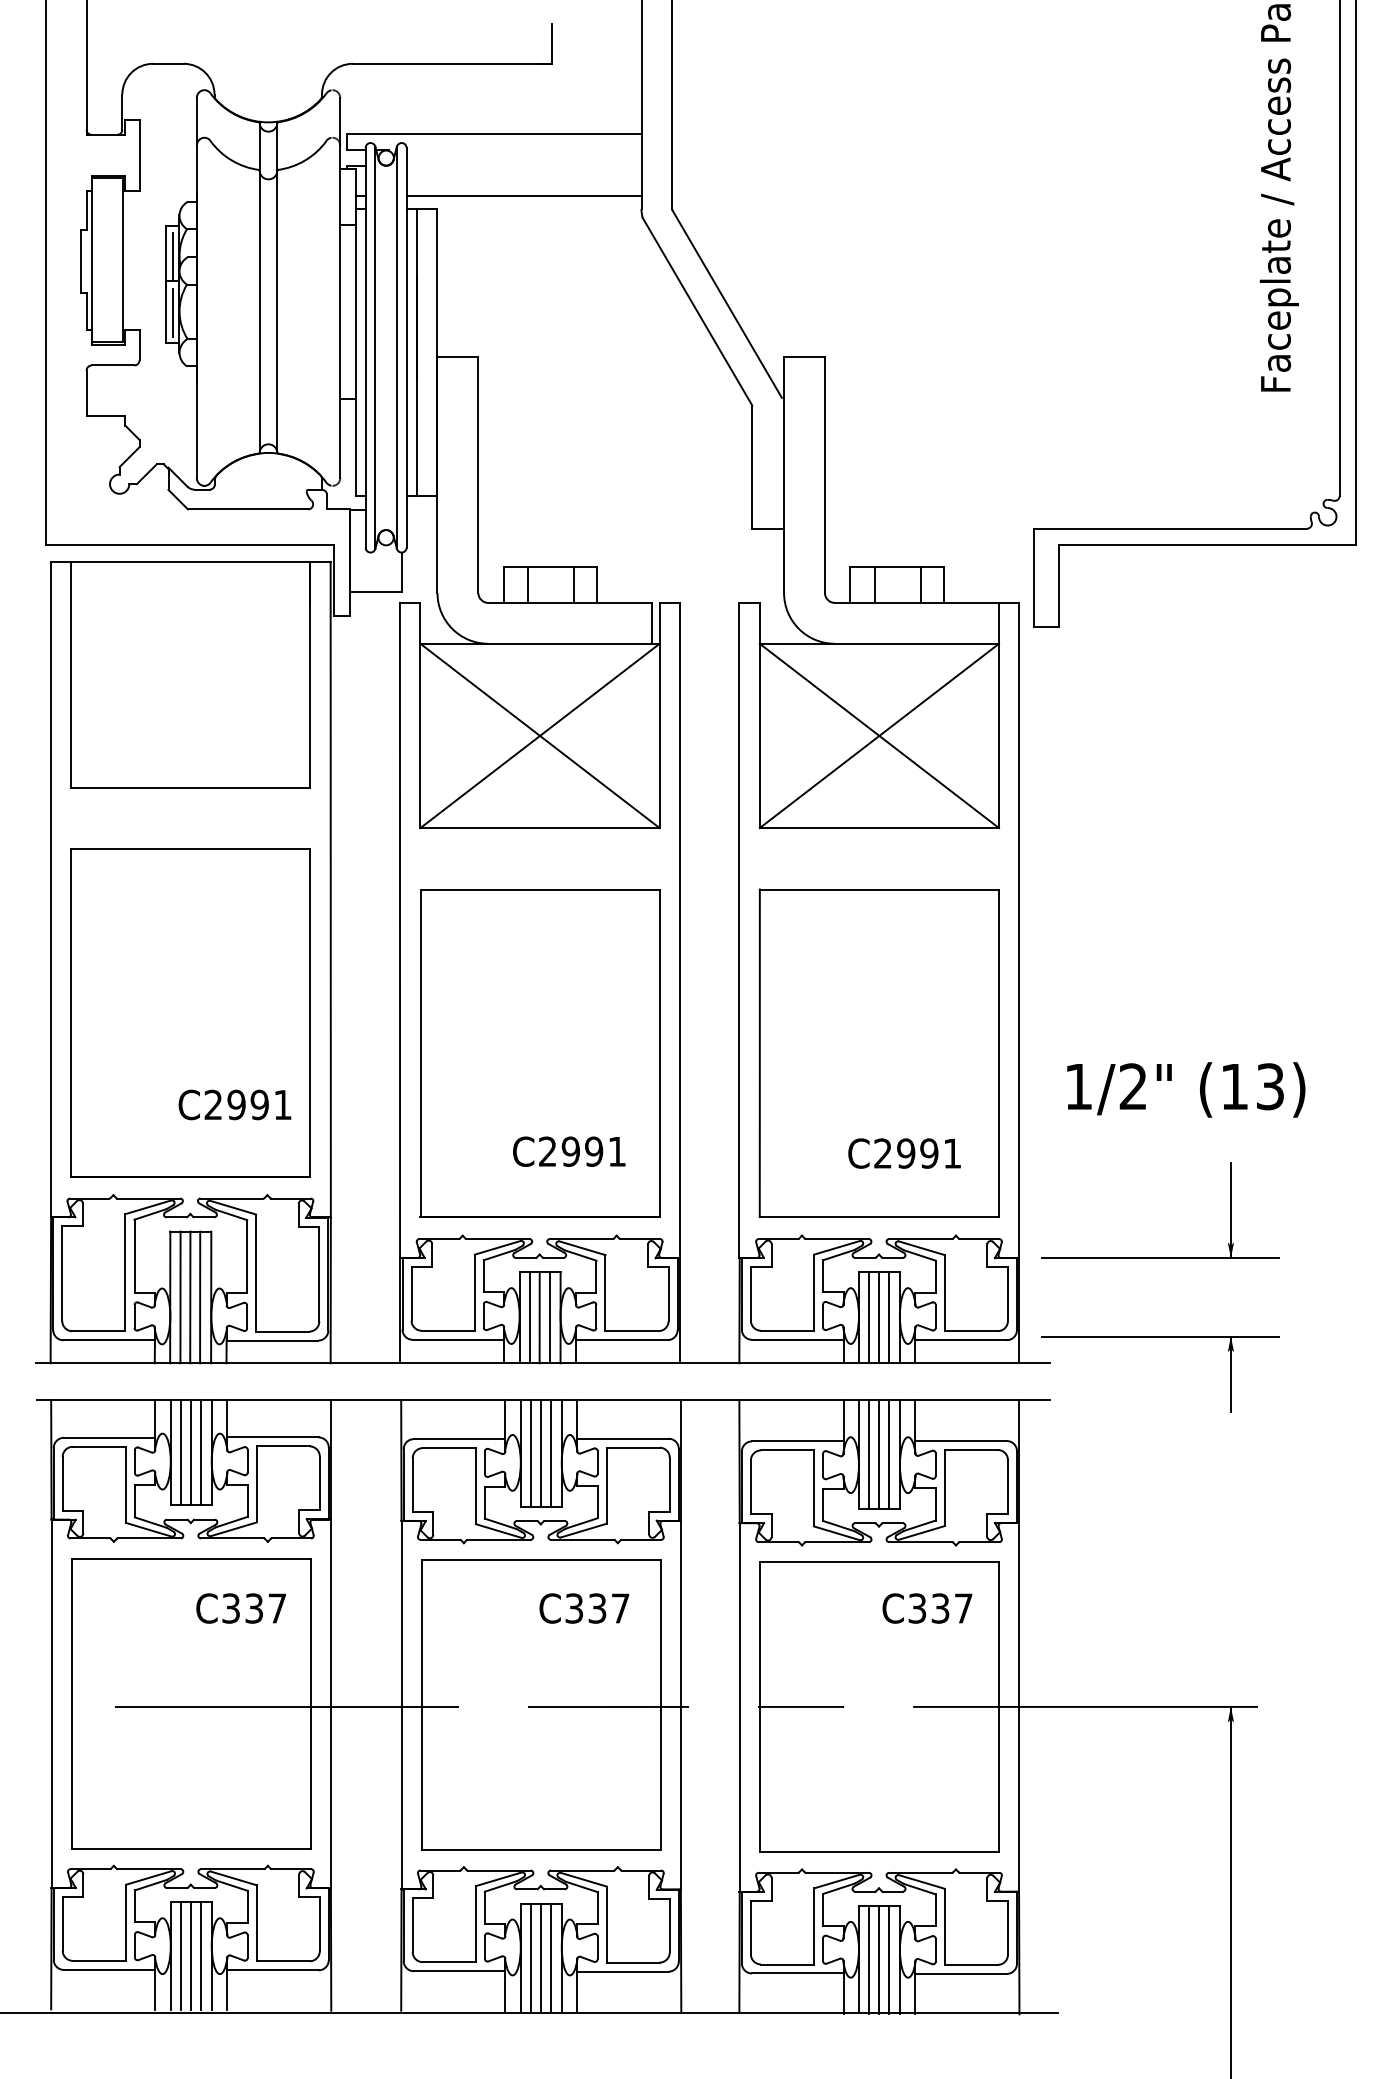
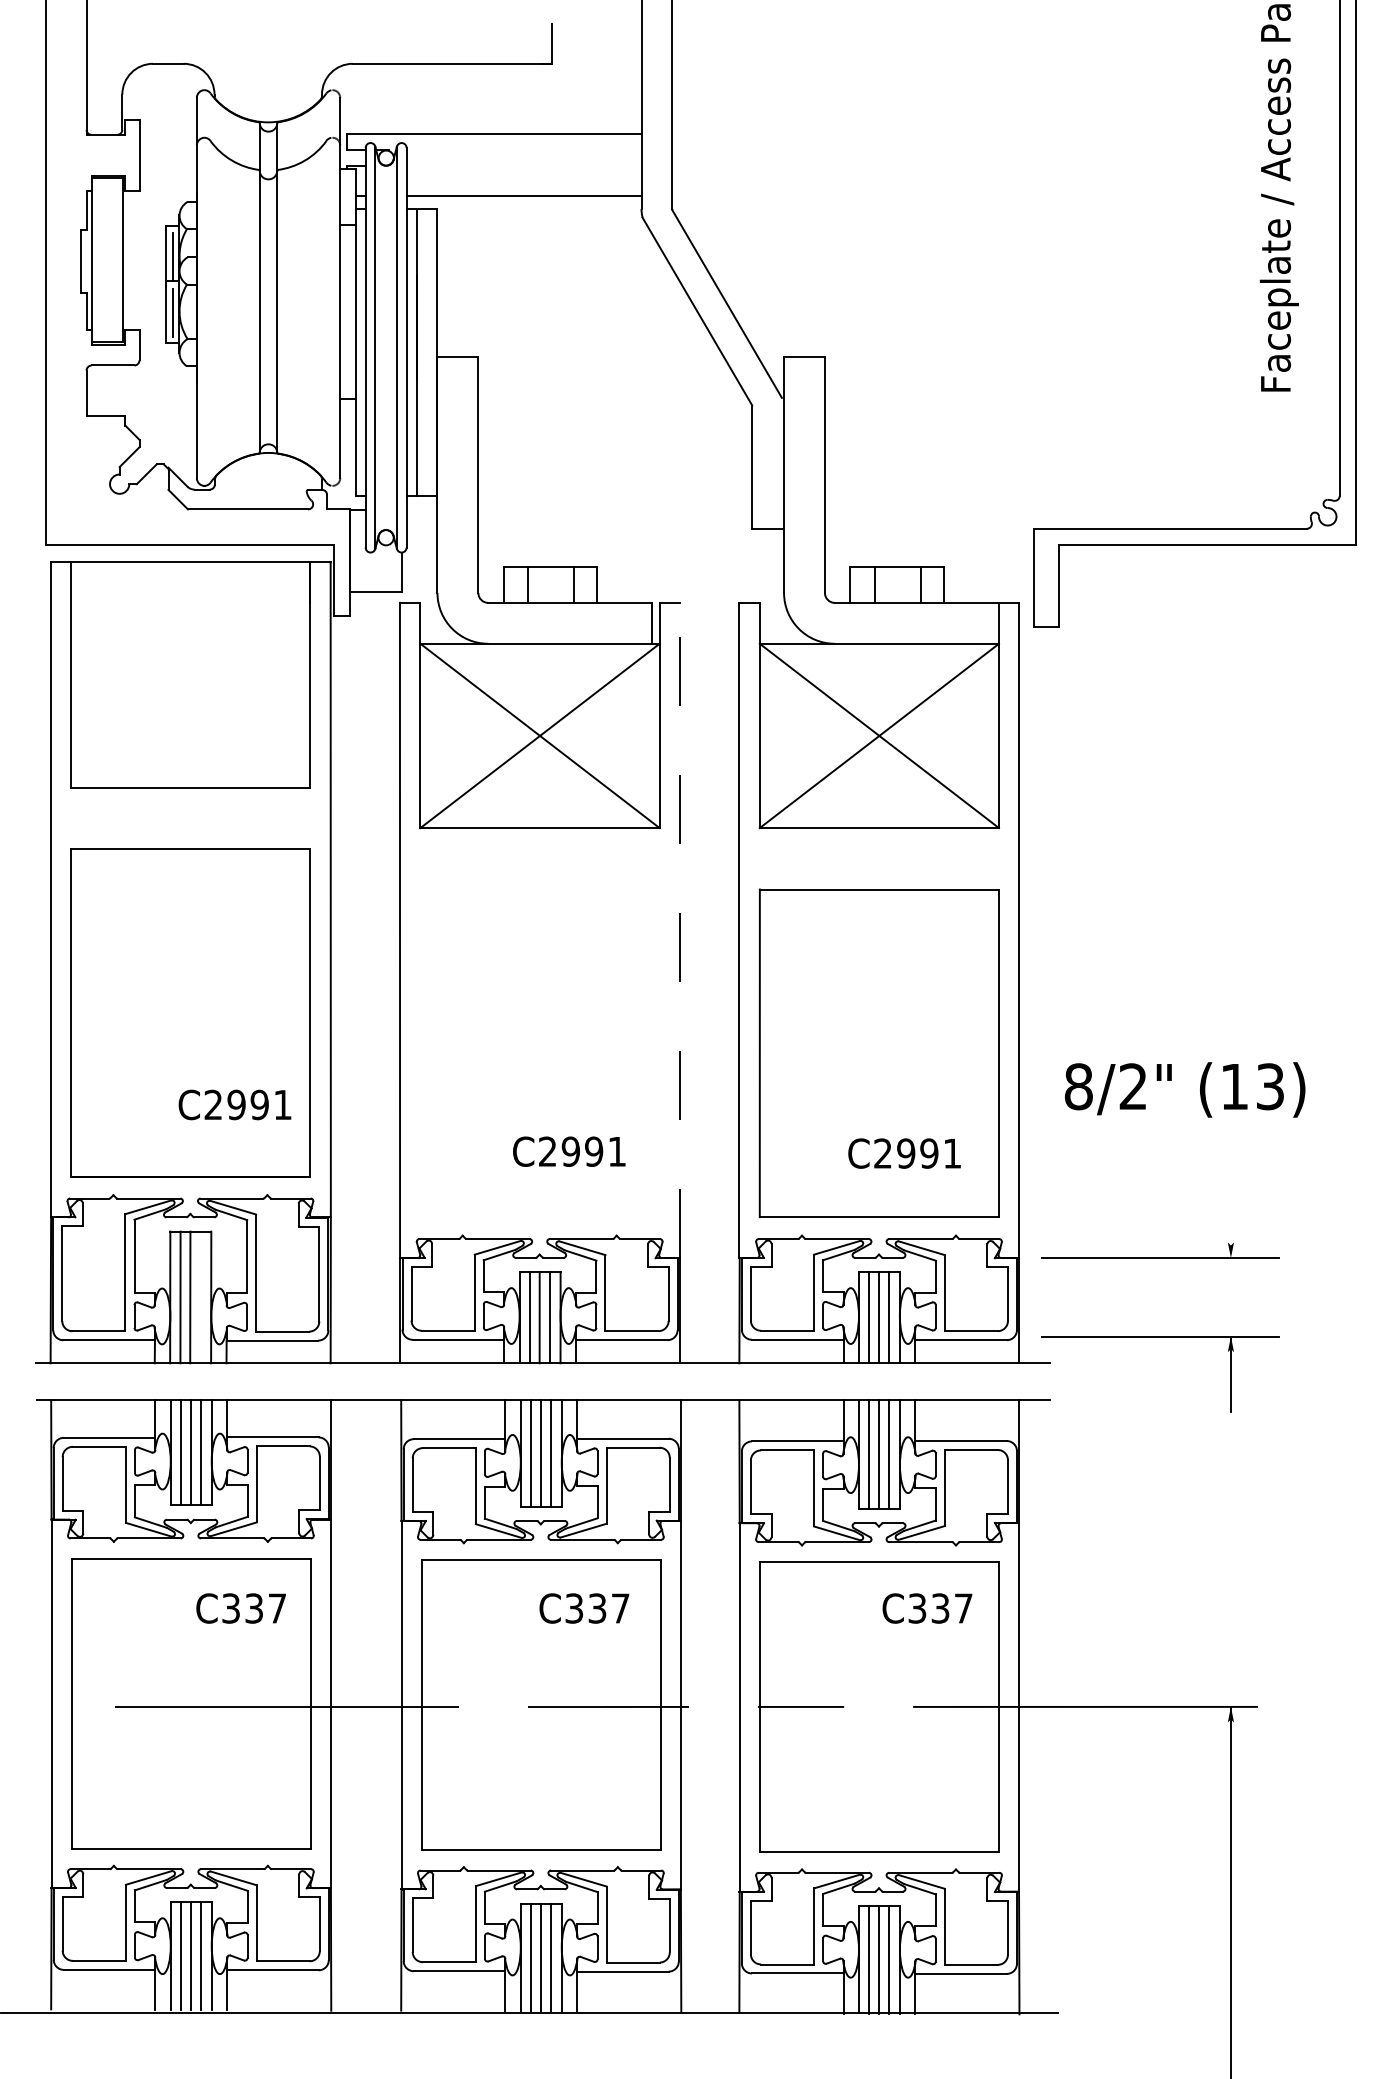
line: solid -> dashed (680, 930)
part: present -> none (539, 1053)
text: 1/2" -> 8/2" (1078, 1086)
line: present -> none (1230, 1210)
line: present -> none (200, 1297)
